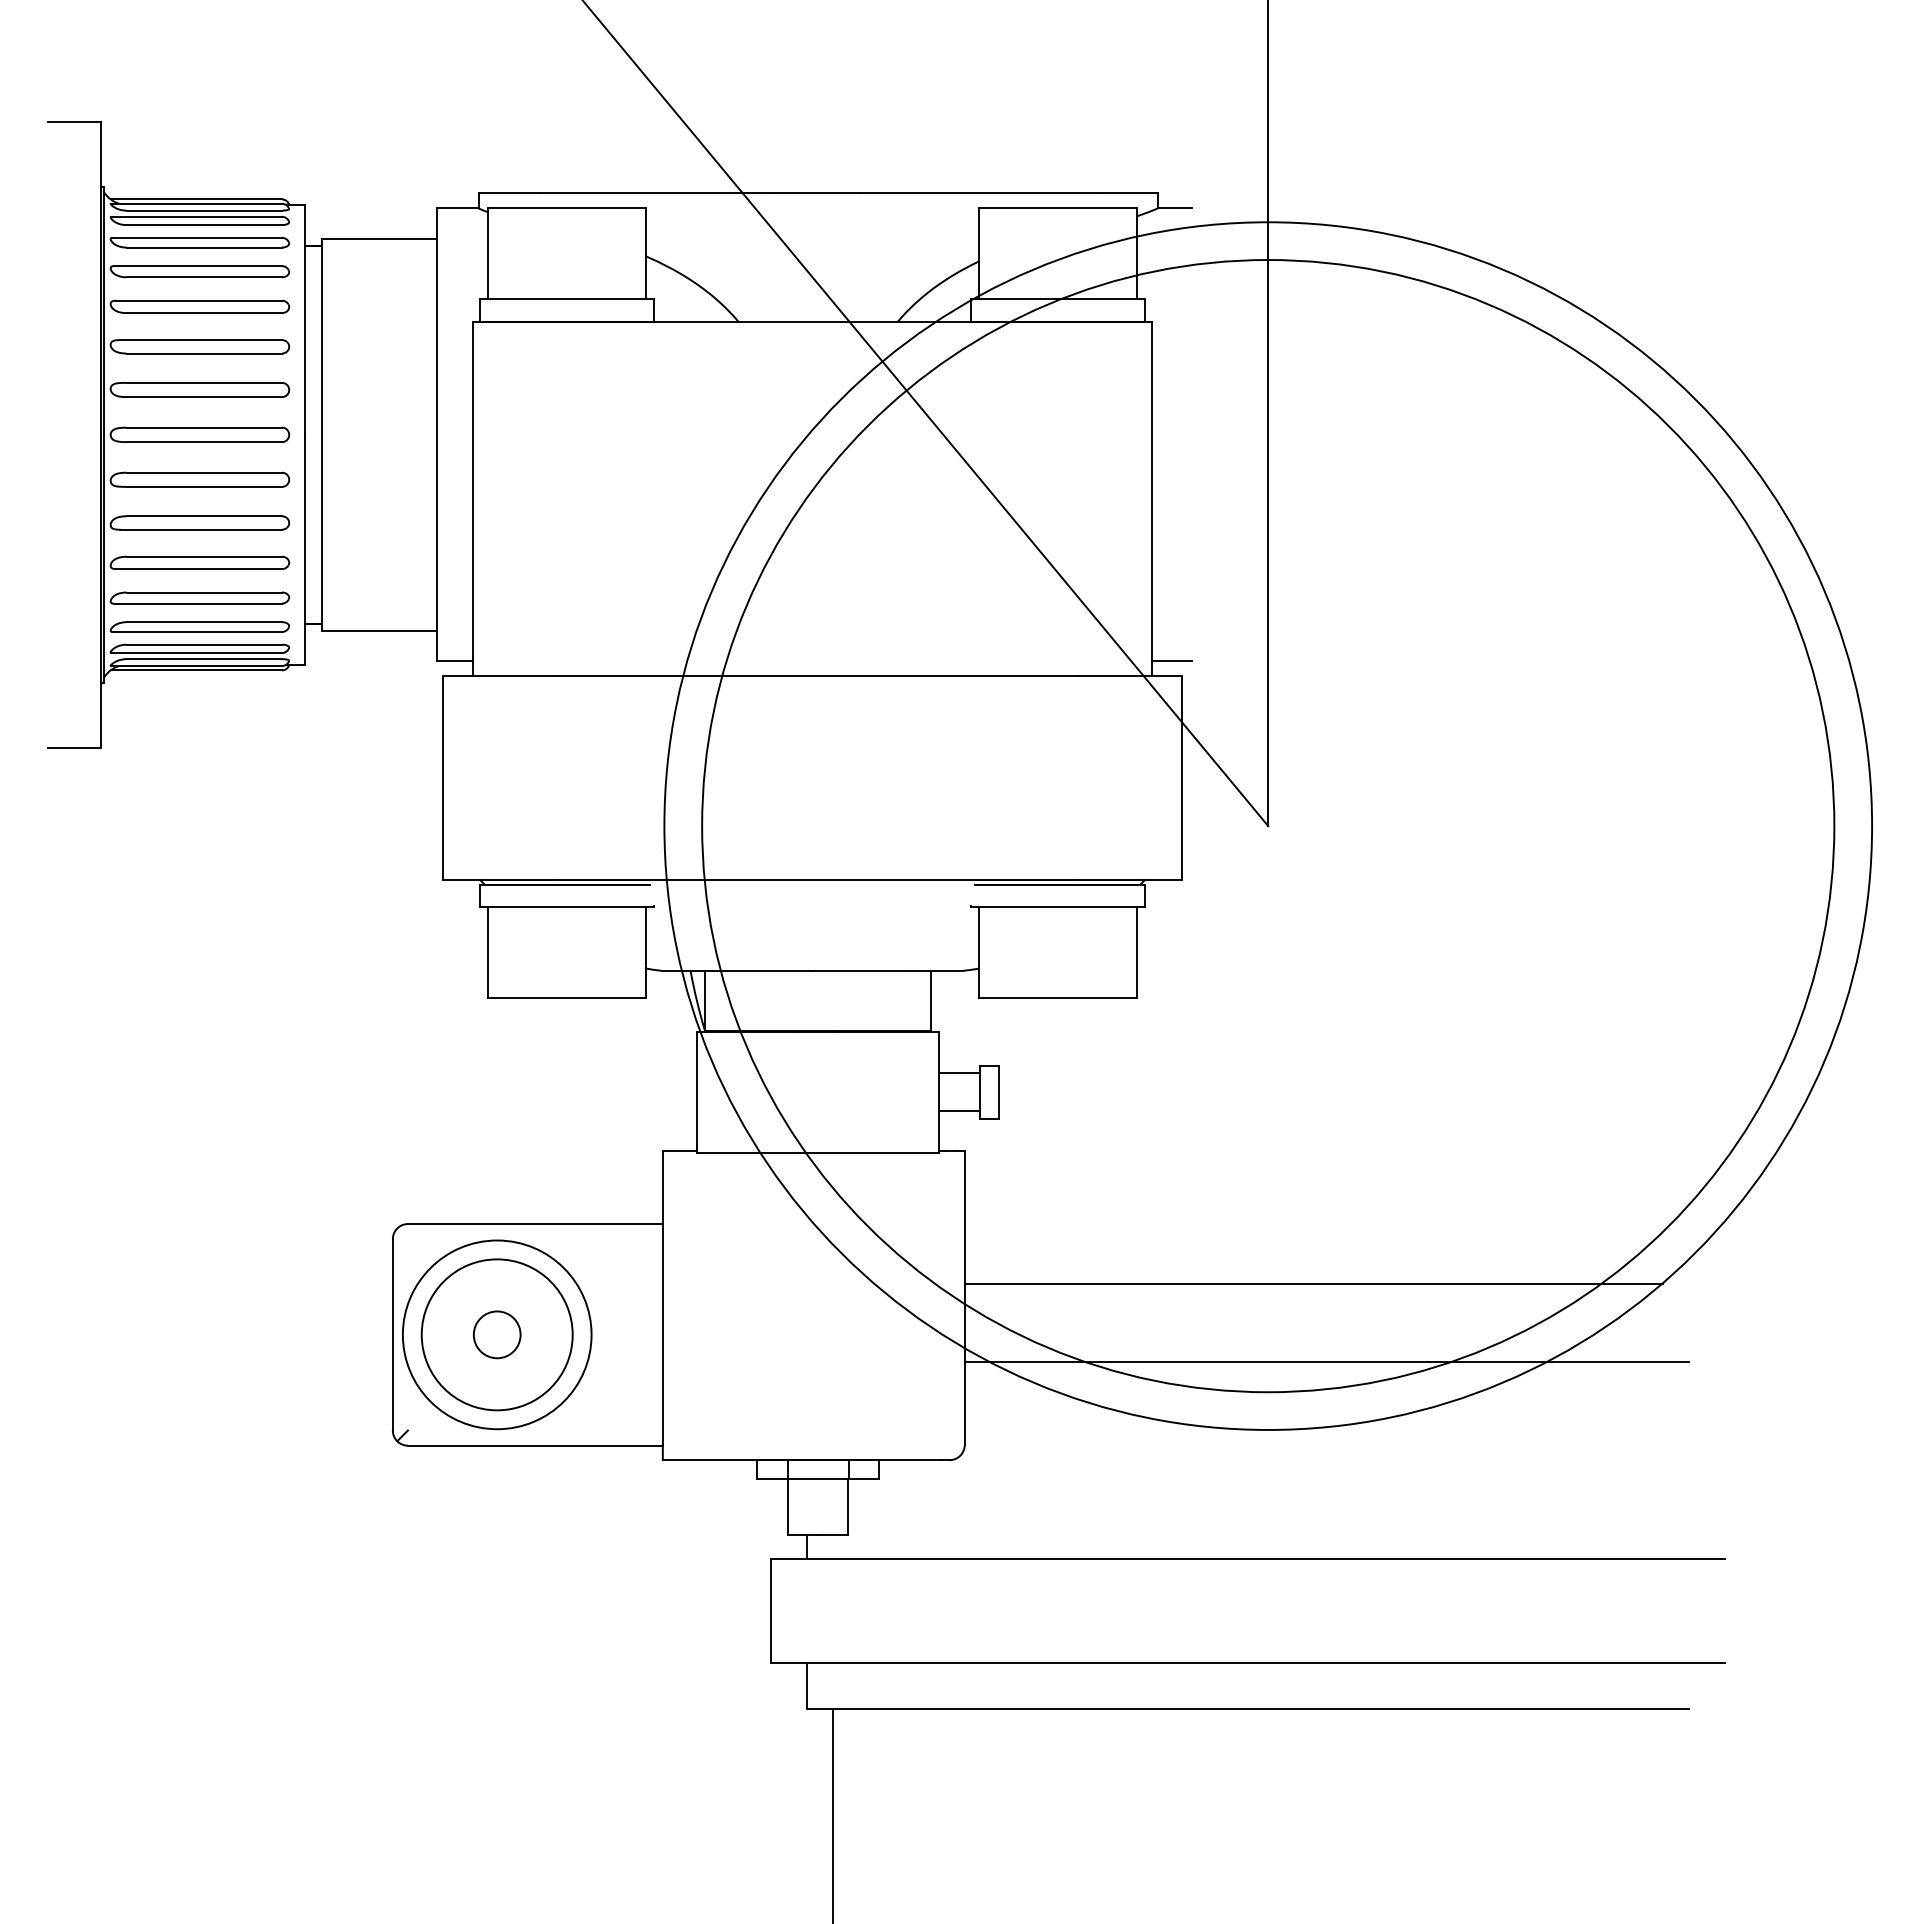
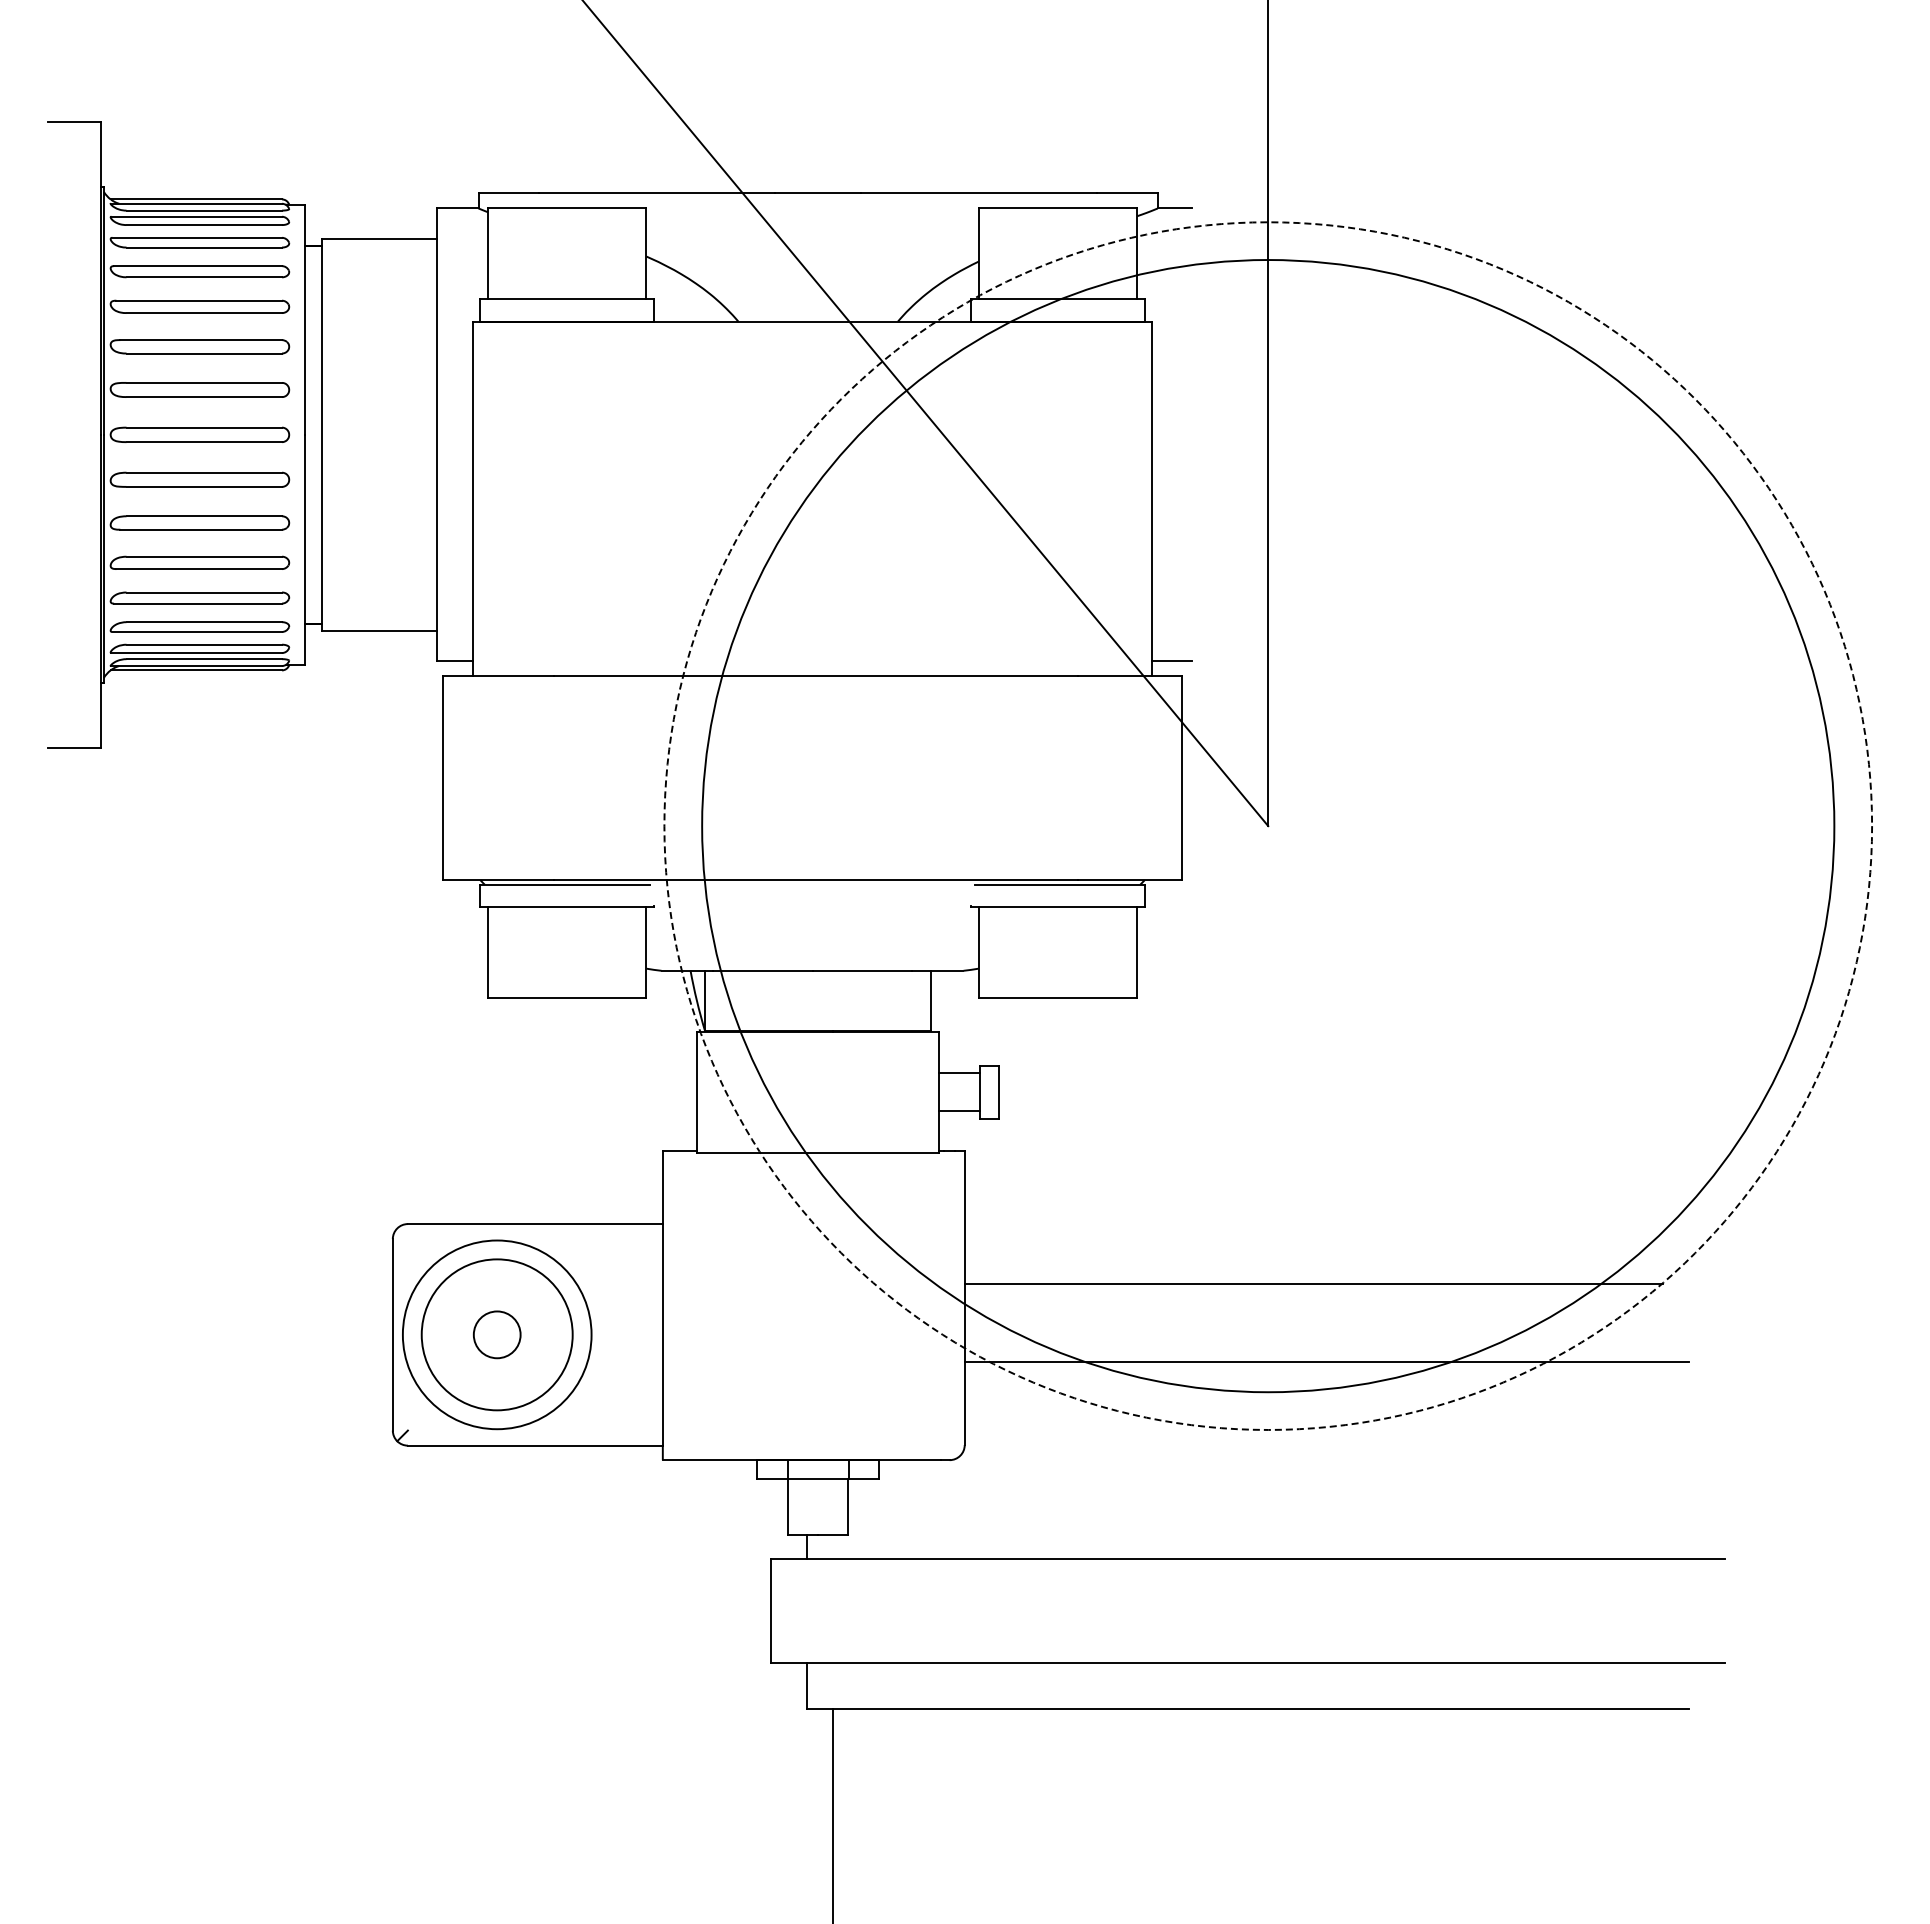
circle: solid -> dashed (1268, 825)
